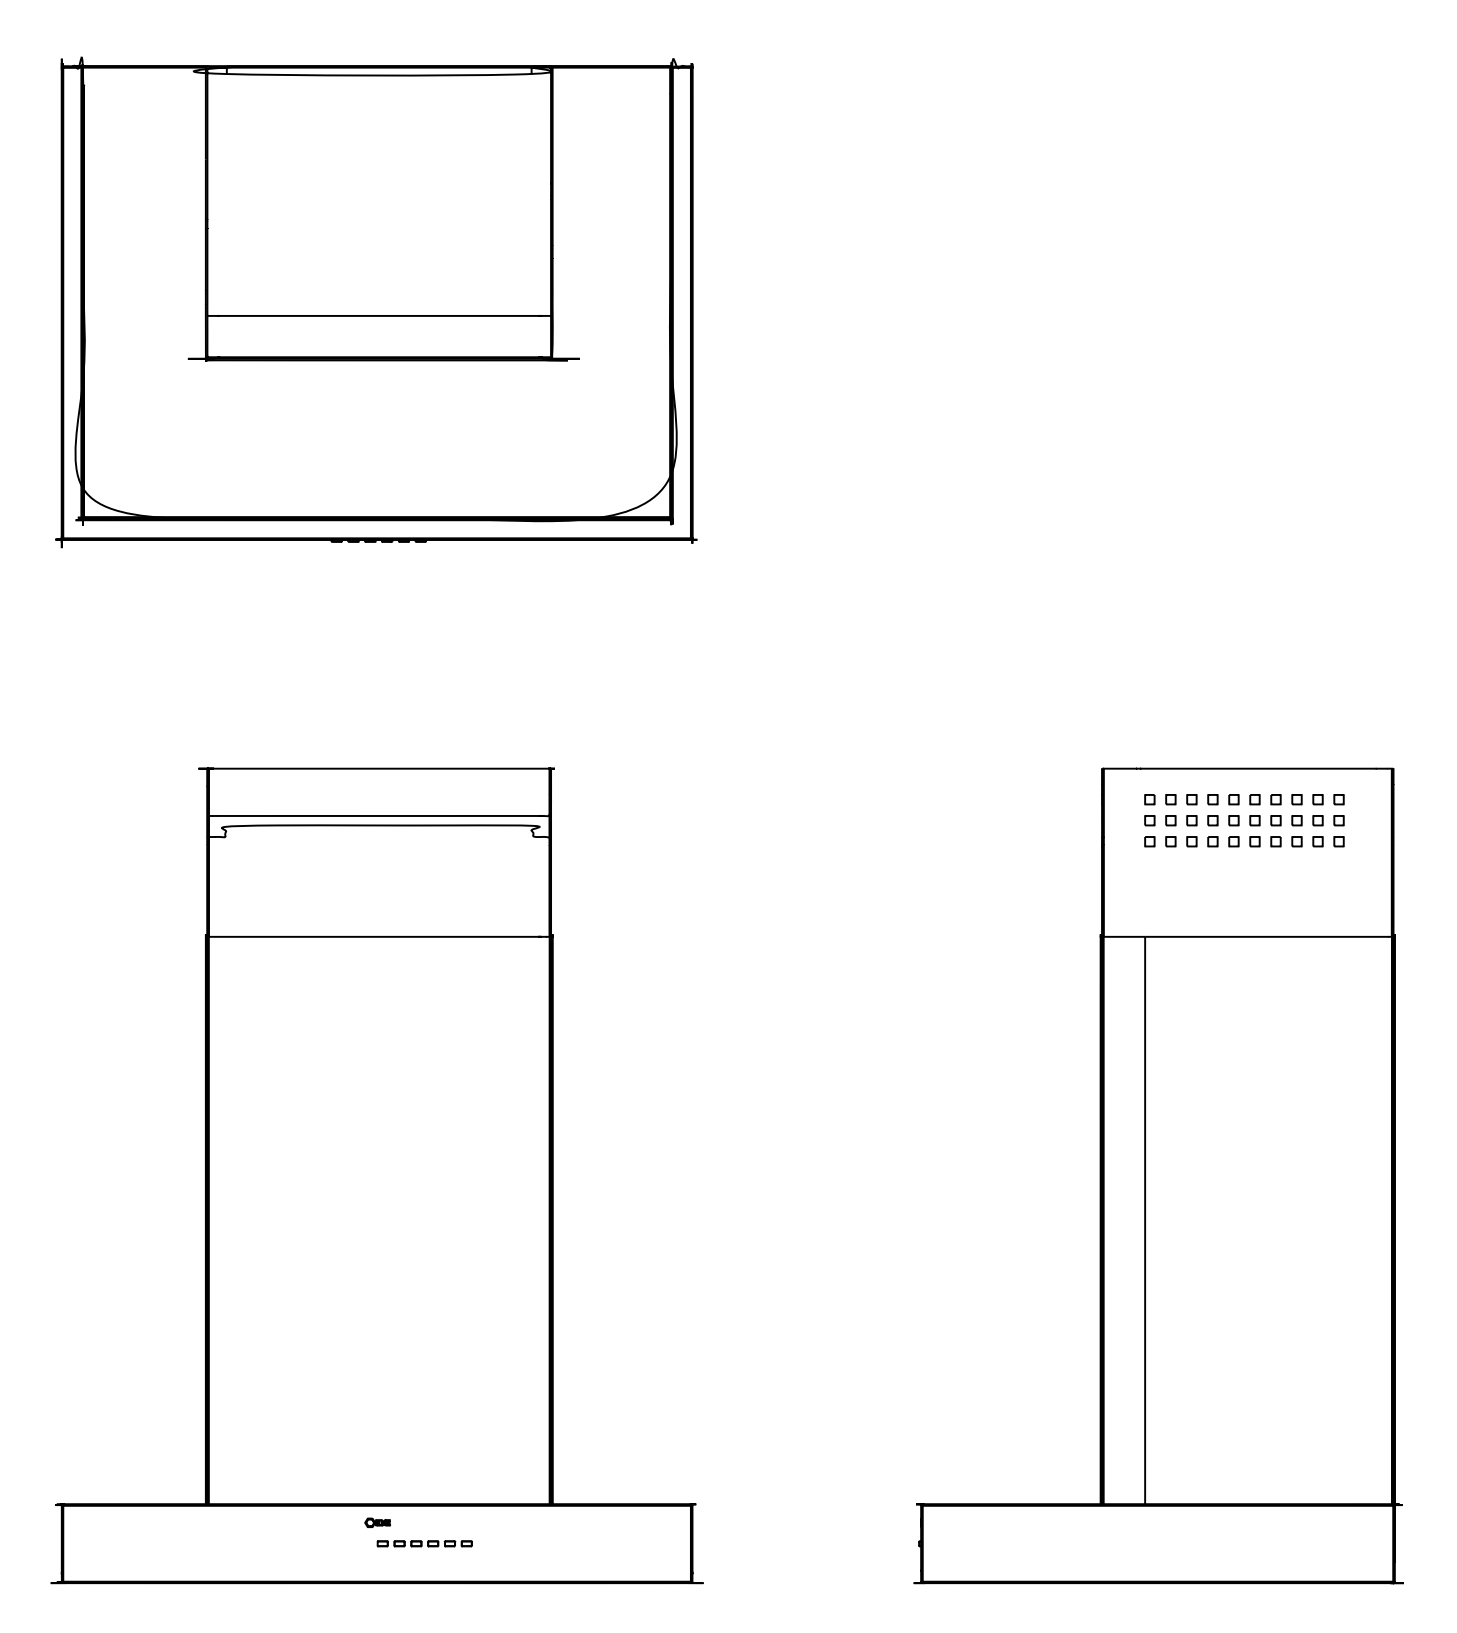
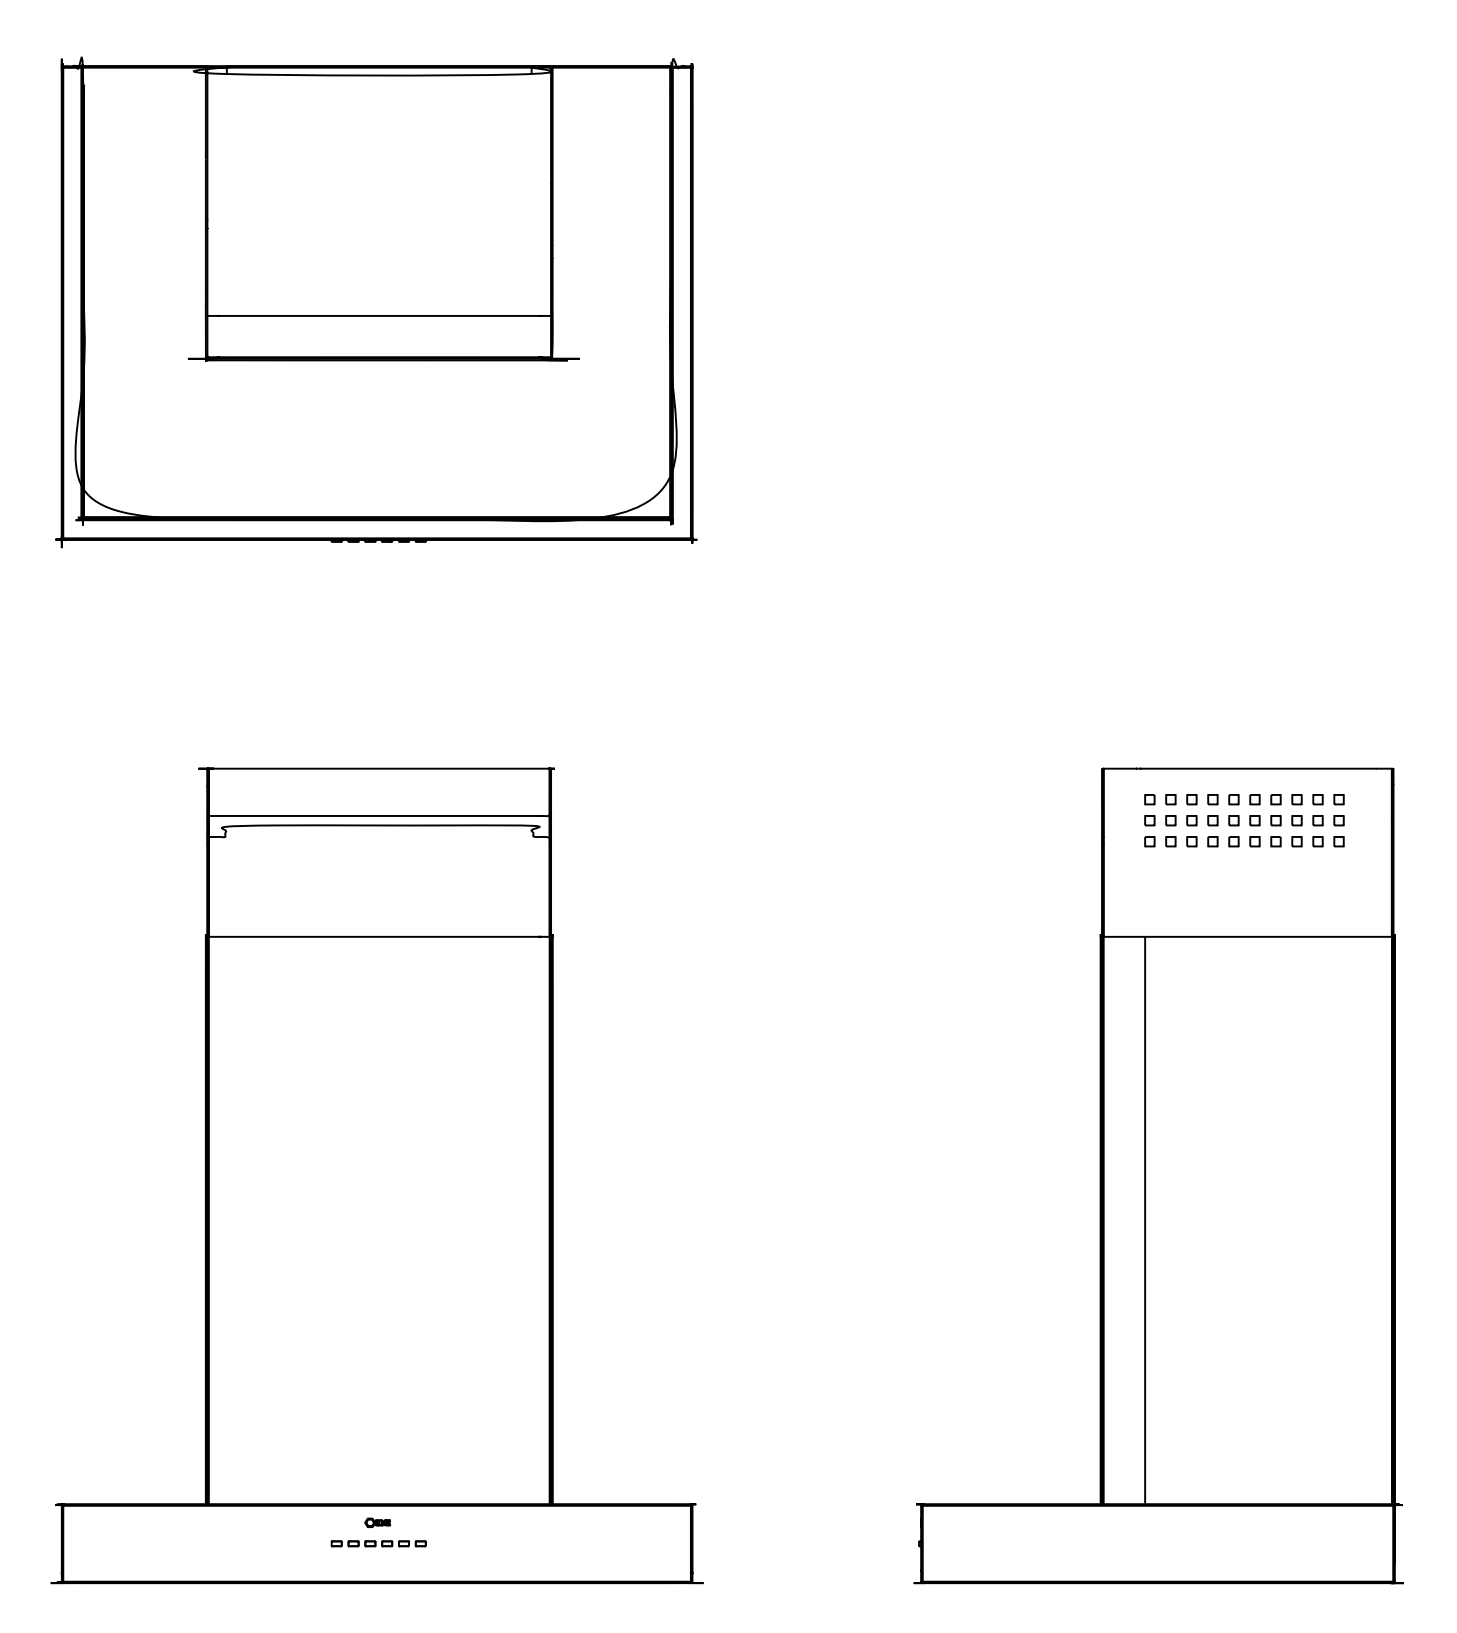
part position: (424, 1543) -> (378, 1543) (378, 1543)
